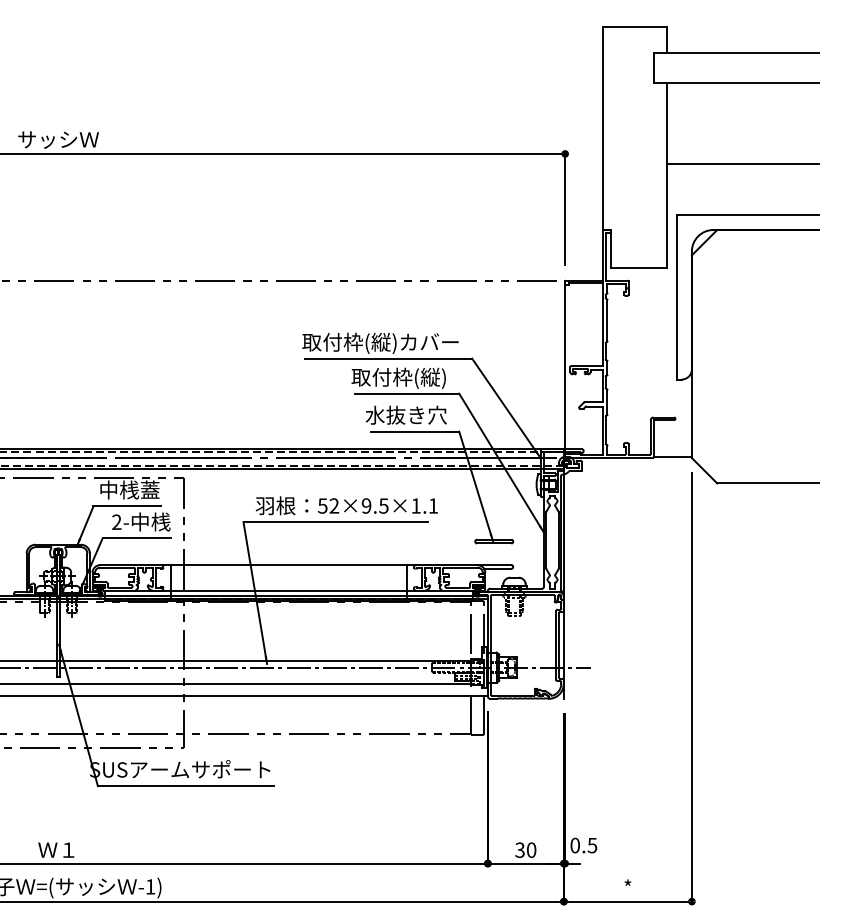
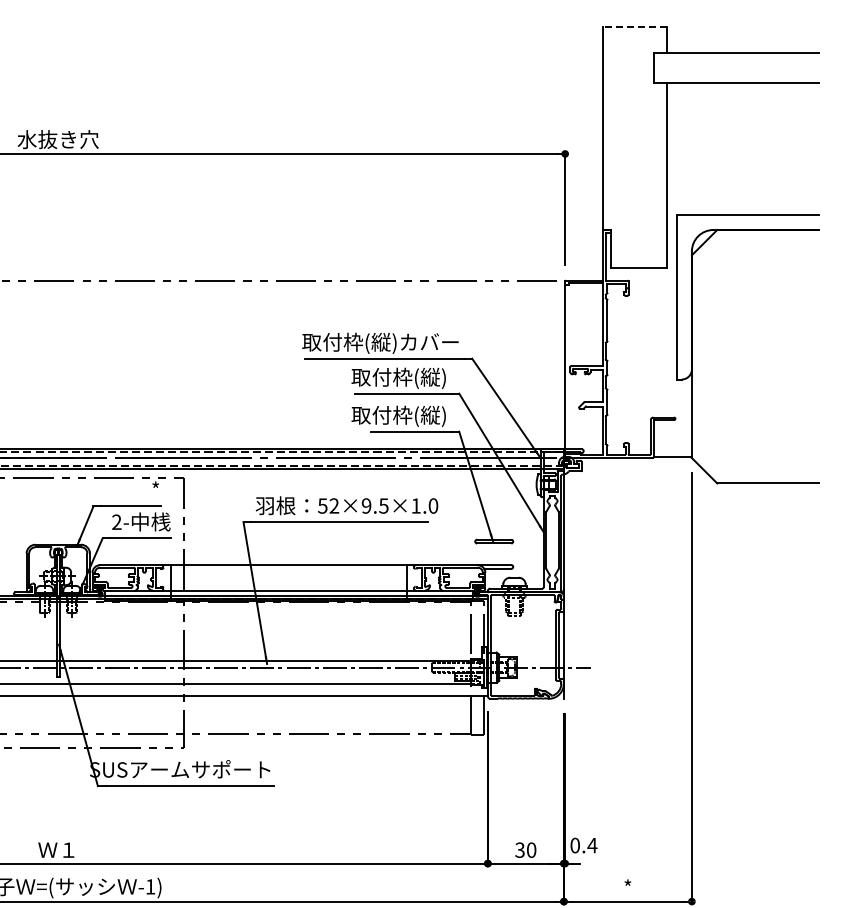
line: solid -> dashed (634, 27)
text: サッシＷ -> 水抜き穴 (57, 139)
line: present -> none (742, 164)
text: 水抜き穴 -> 取付枠(縦) (398, 415)
text: 中桟蓋 -> * (129, 489)
text: 52×9.5×1.1 -> 52×9.5×1.0 (433, 505)
text: 0.5 -> 0.4 (592, 845)
